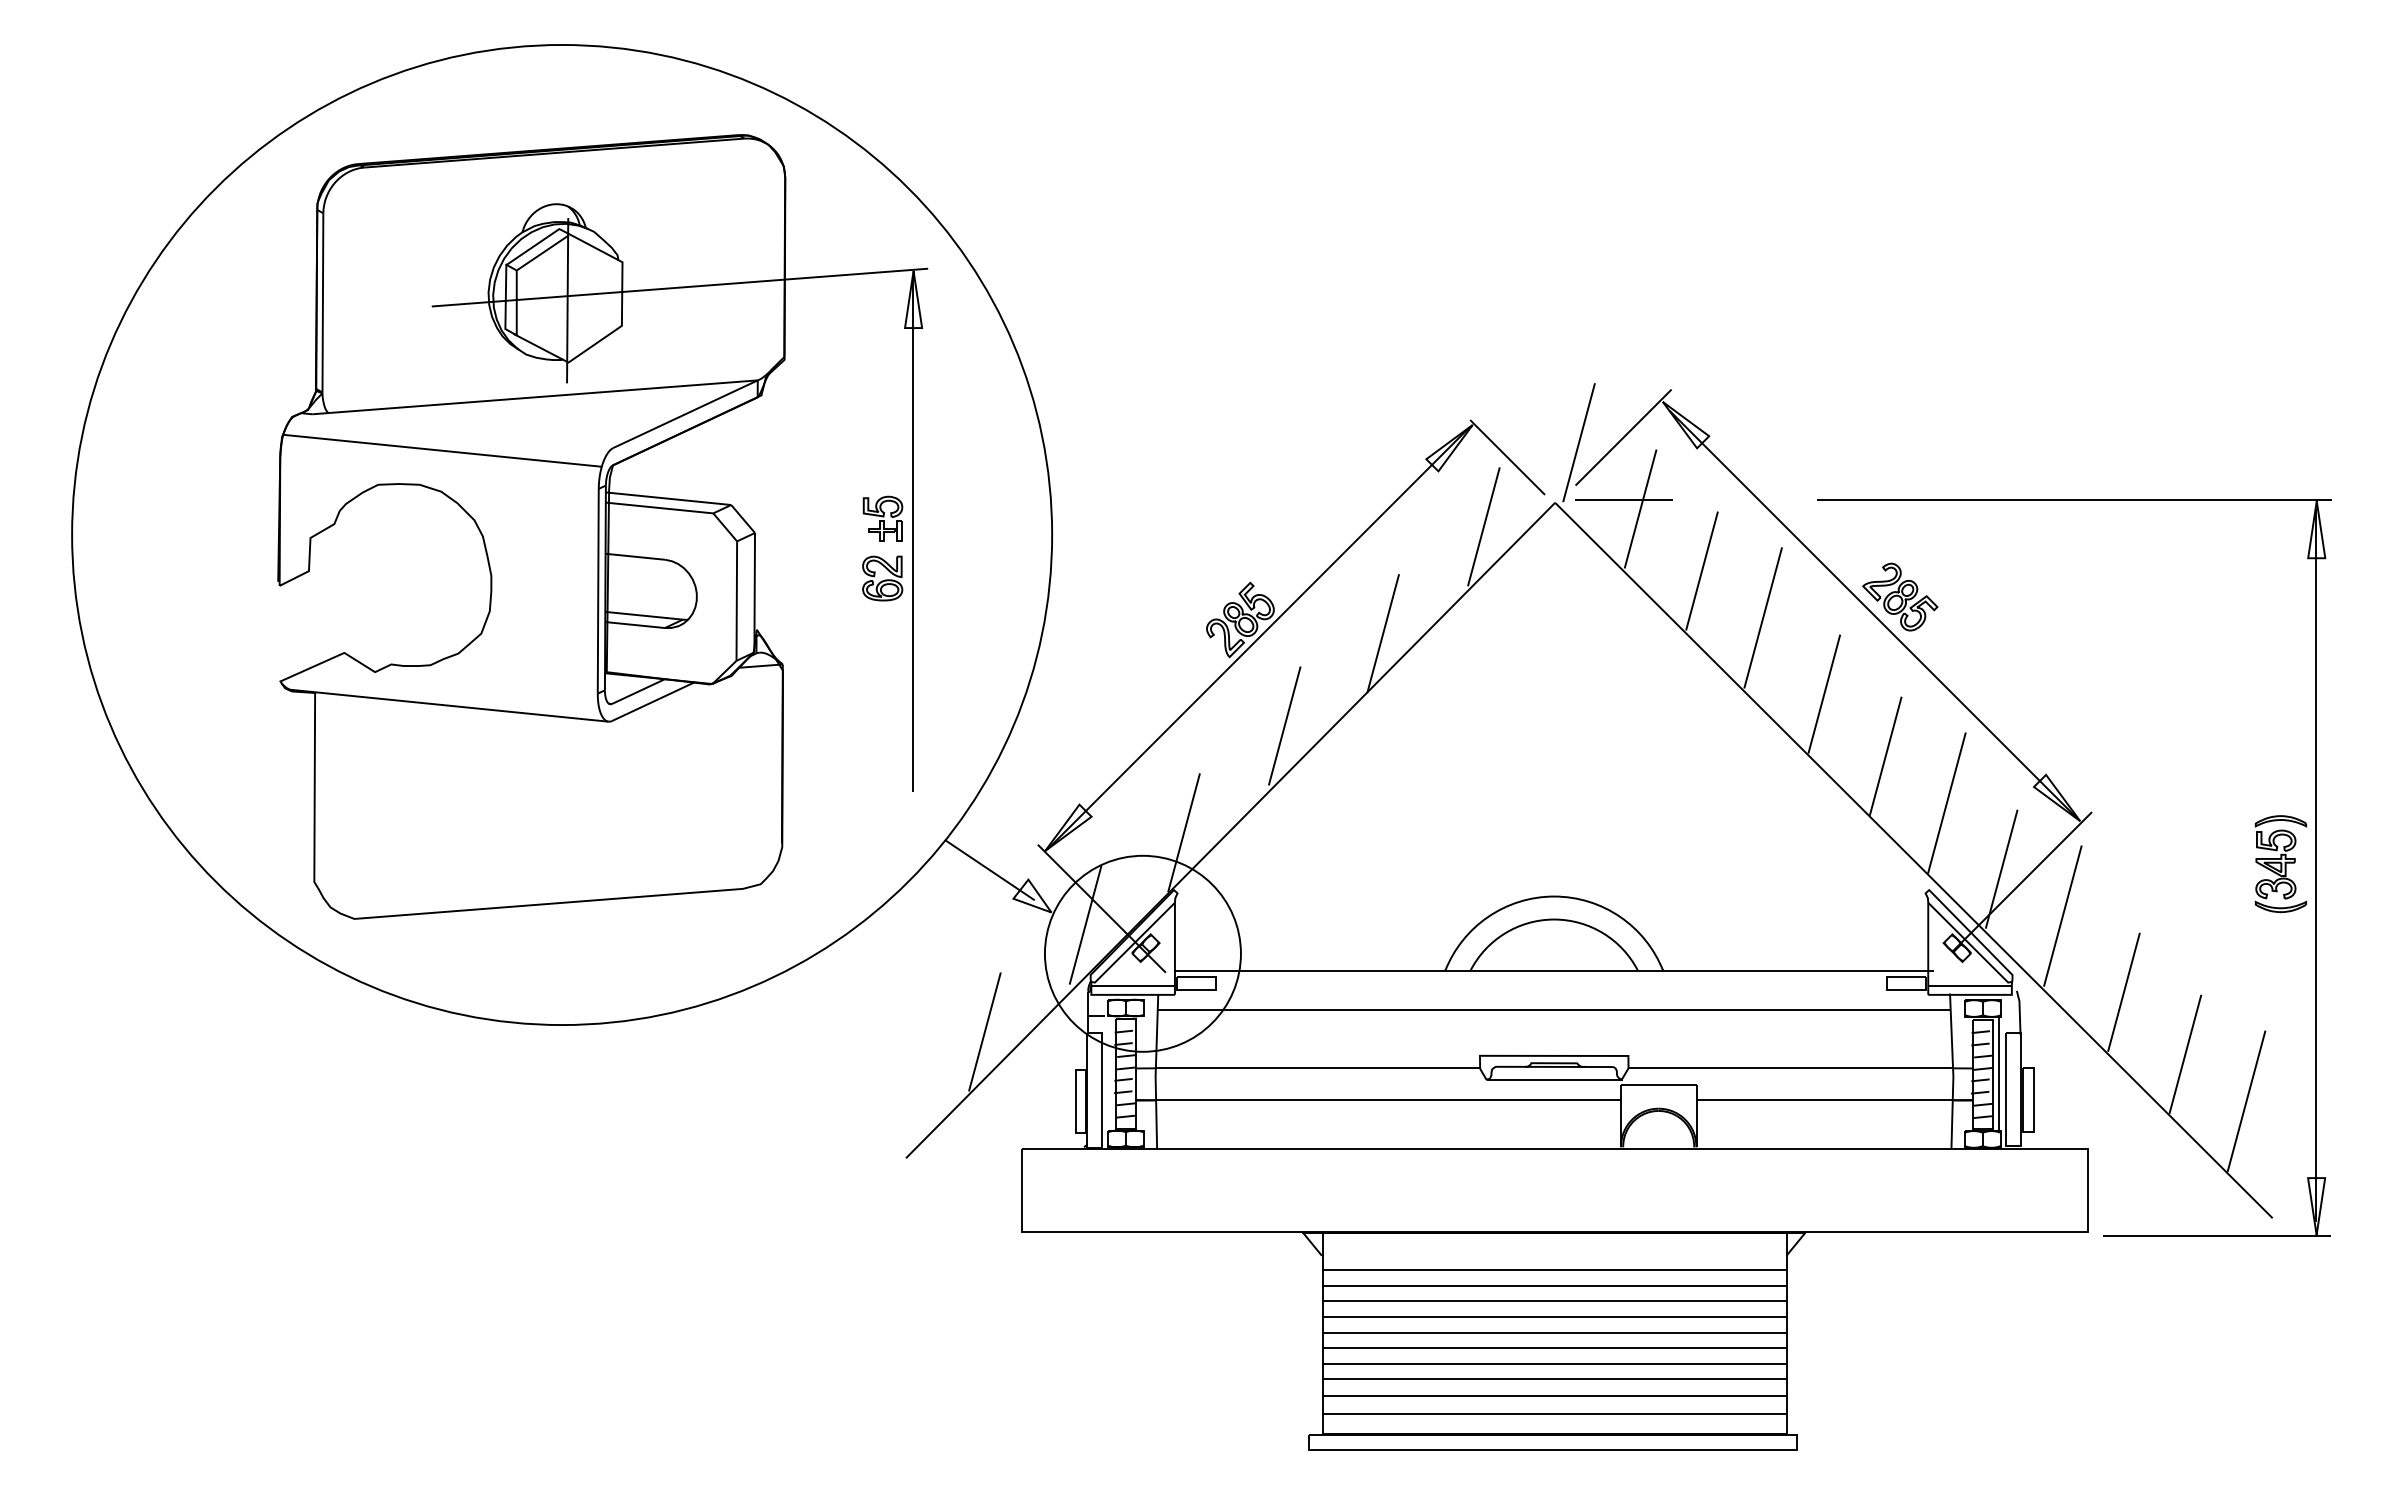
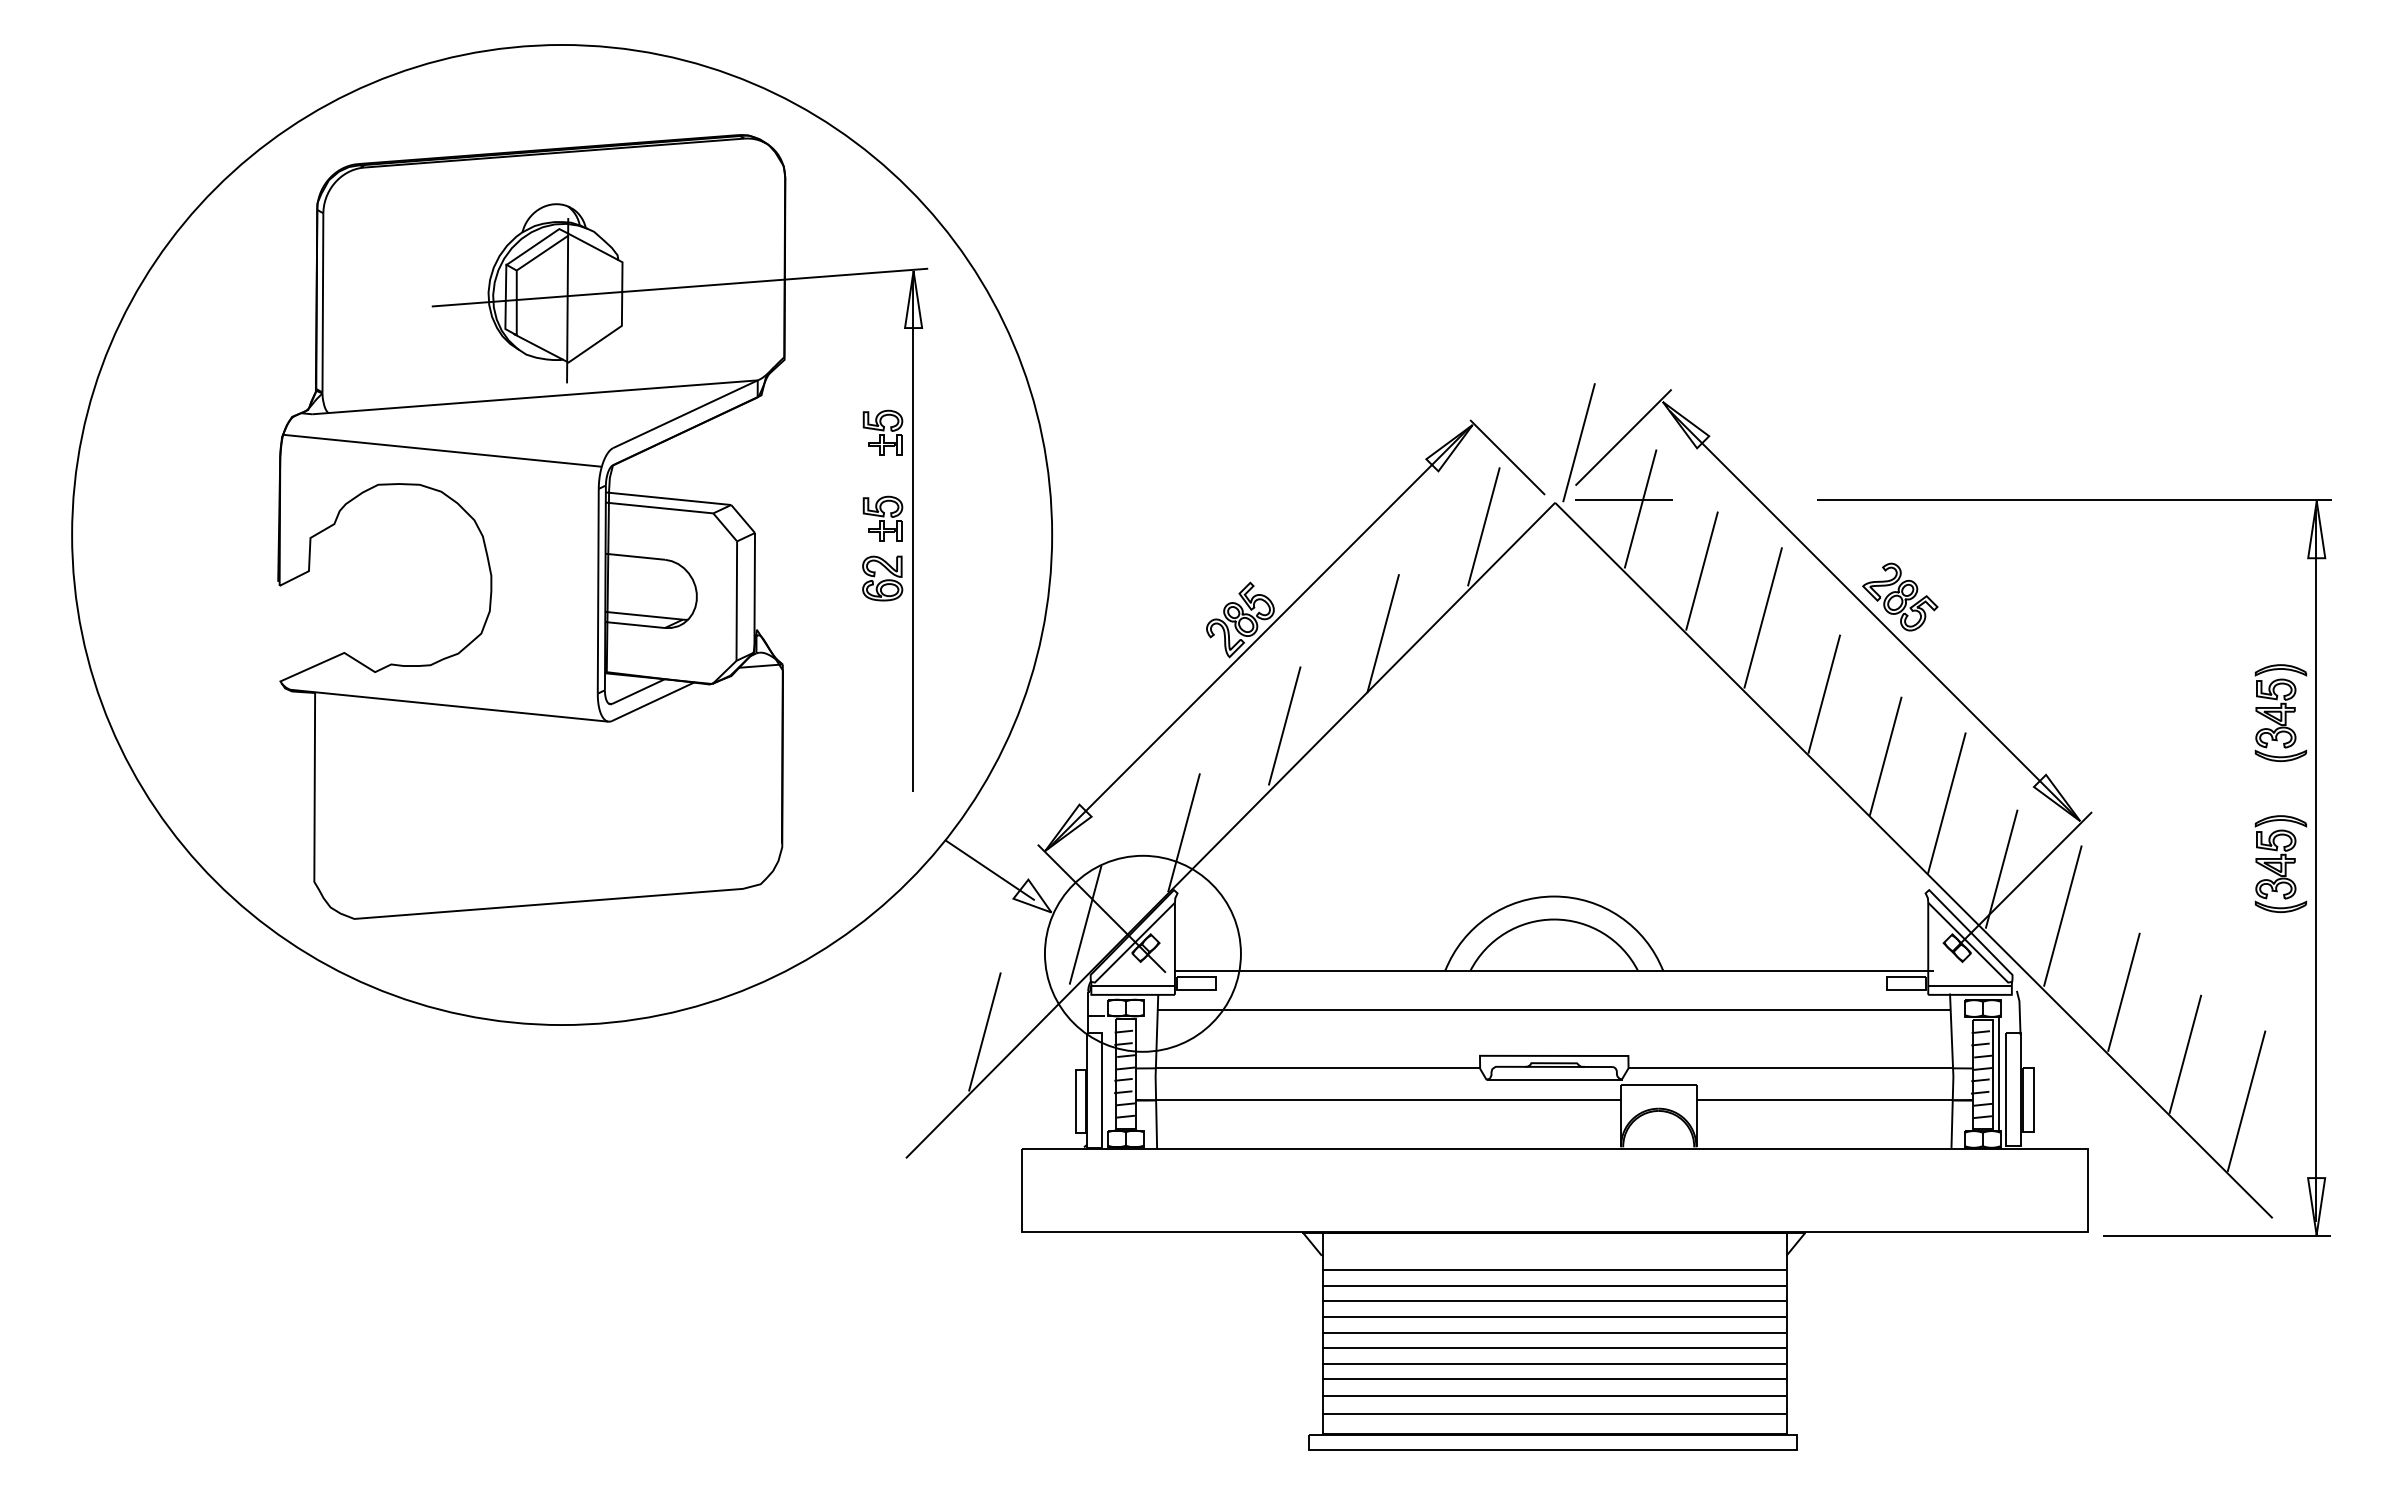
part: none -> present (882, 432)
part: none -> present (2280, 712)
